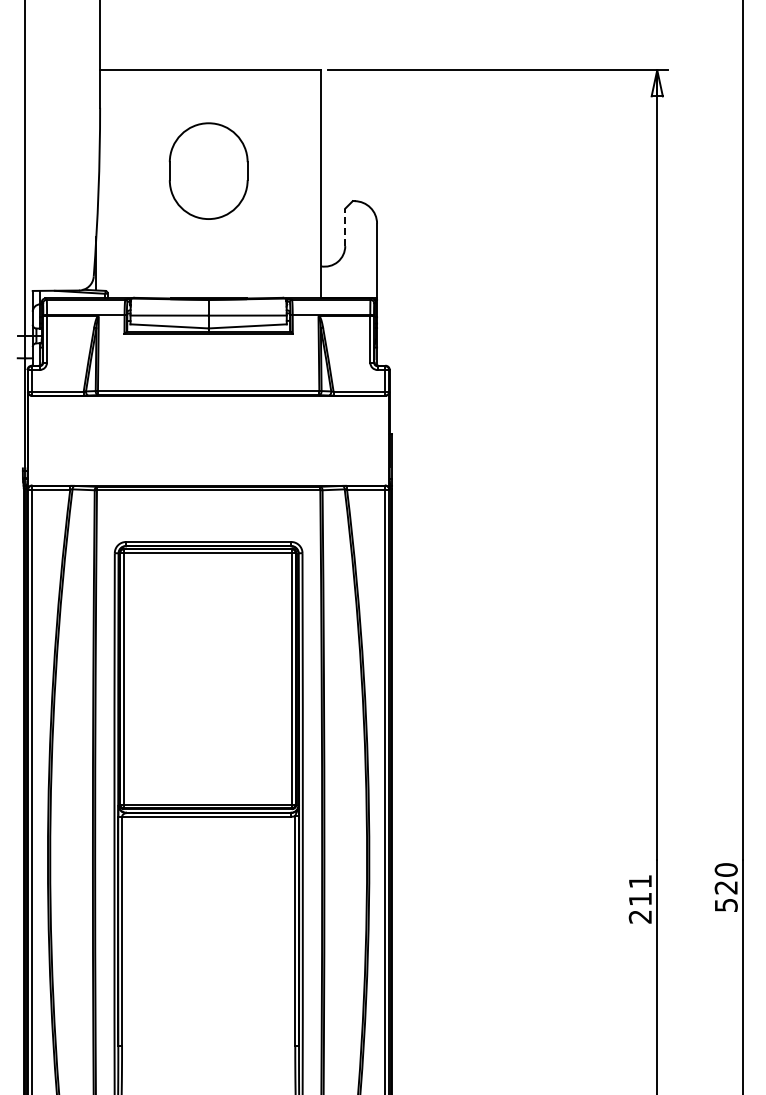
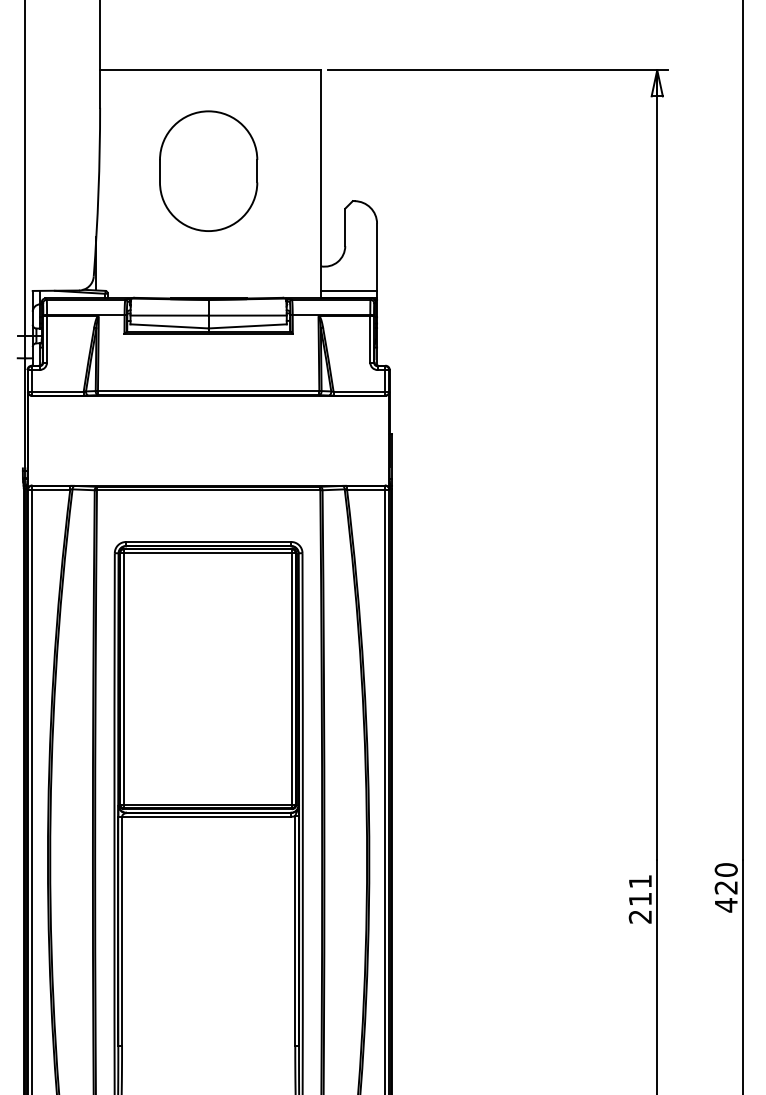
part size: 81x98 px -> 100x122 px (208, 170)
line: dashed -> solid (345, 227)
line: none -> present (348, 291)
text: 520 -> 420 (726, 905)
